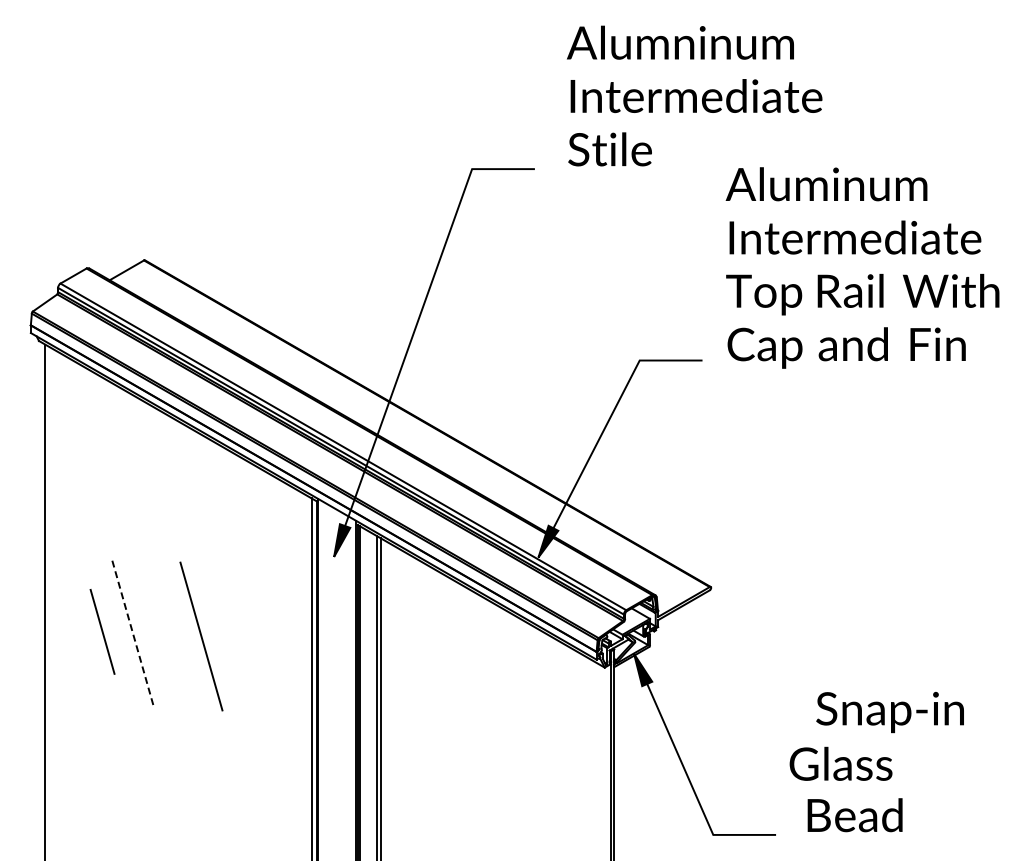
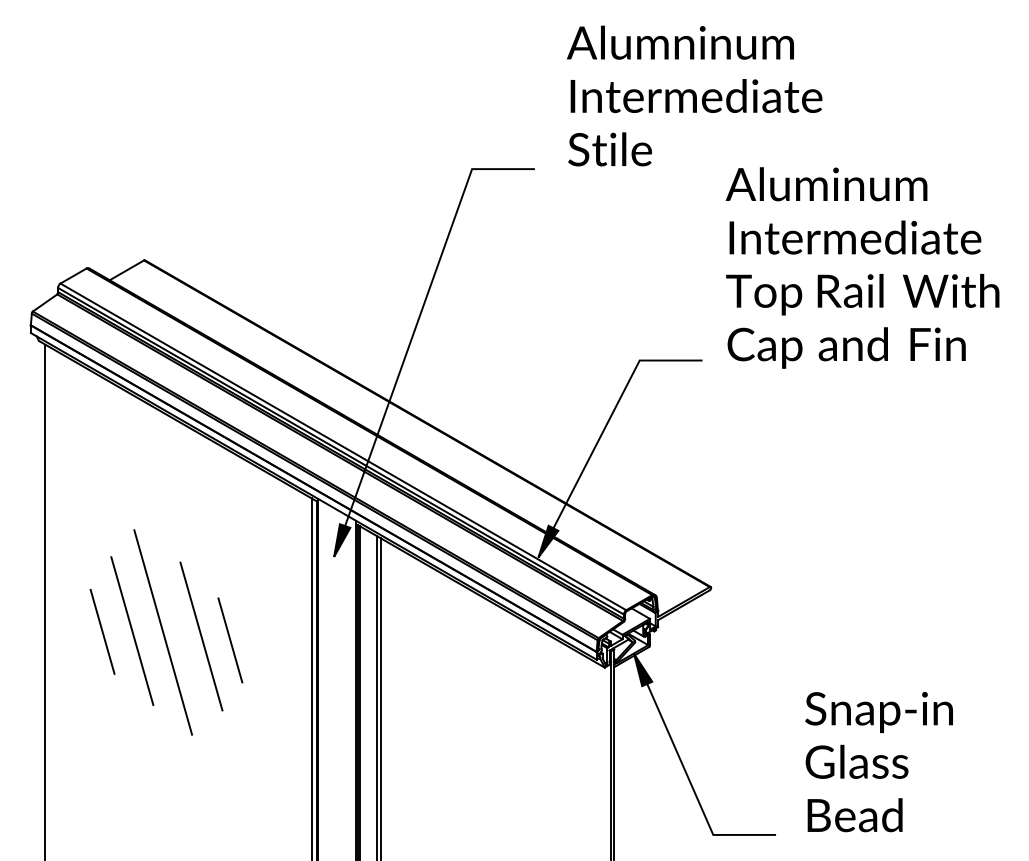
line: dashed -> solid (132, 631)
line: none -> present (163, 632)
line: none -> present (230, 640)
text position: (889, 712) -> (878, 712) (878, 712)
text position: (840, 763) -> (856, 761) (856, 761)
